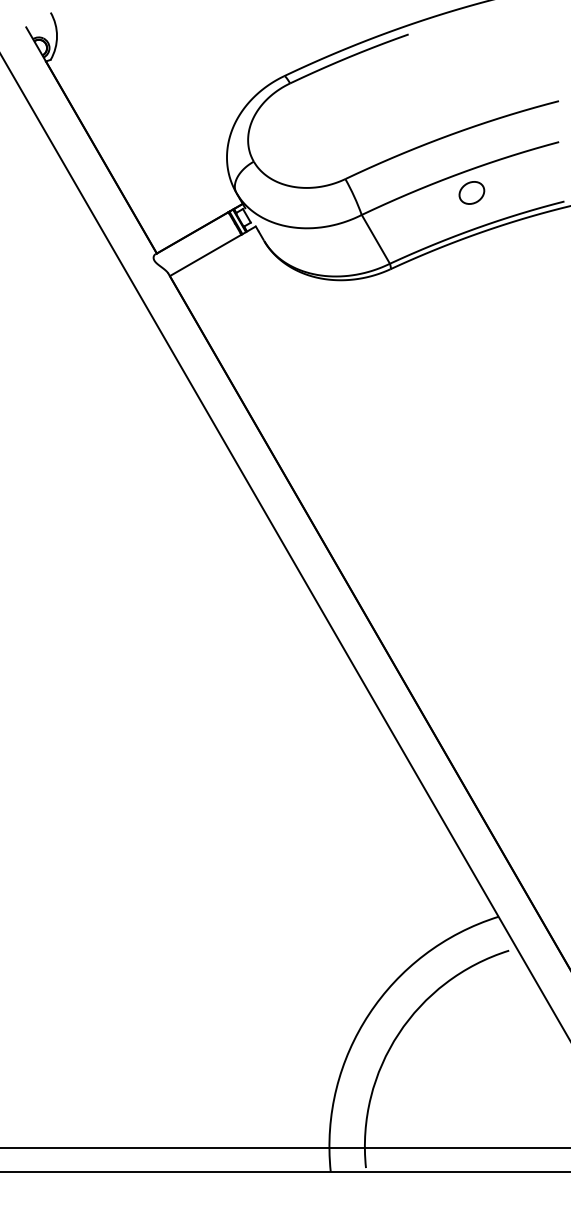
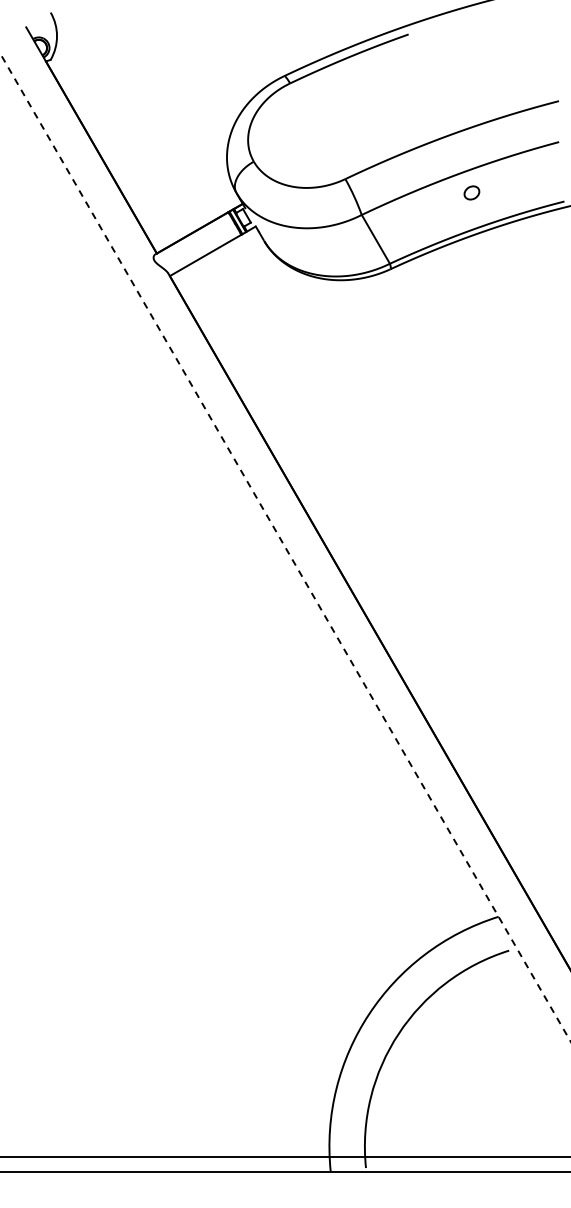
part size: 28x24 px -> 18x16 px (471, 192)
line: solid -> dashed (285, 548)
line position: (284, 1148) -> (284, 1157) (284, 1157)
